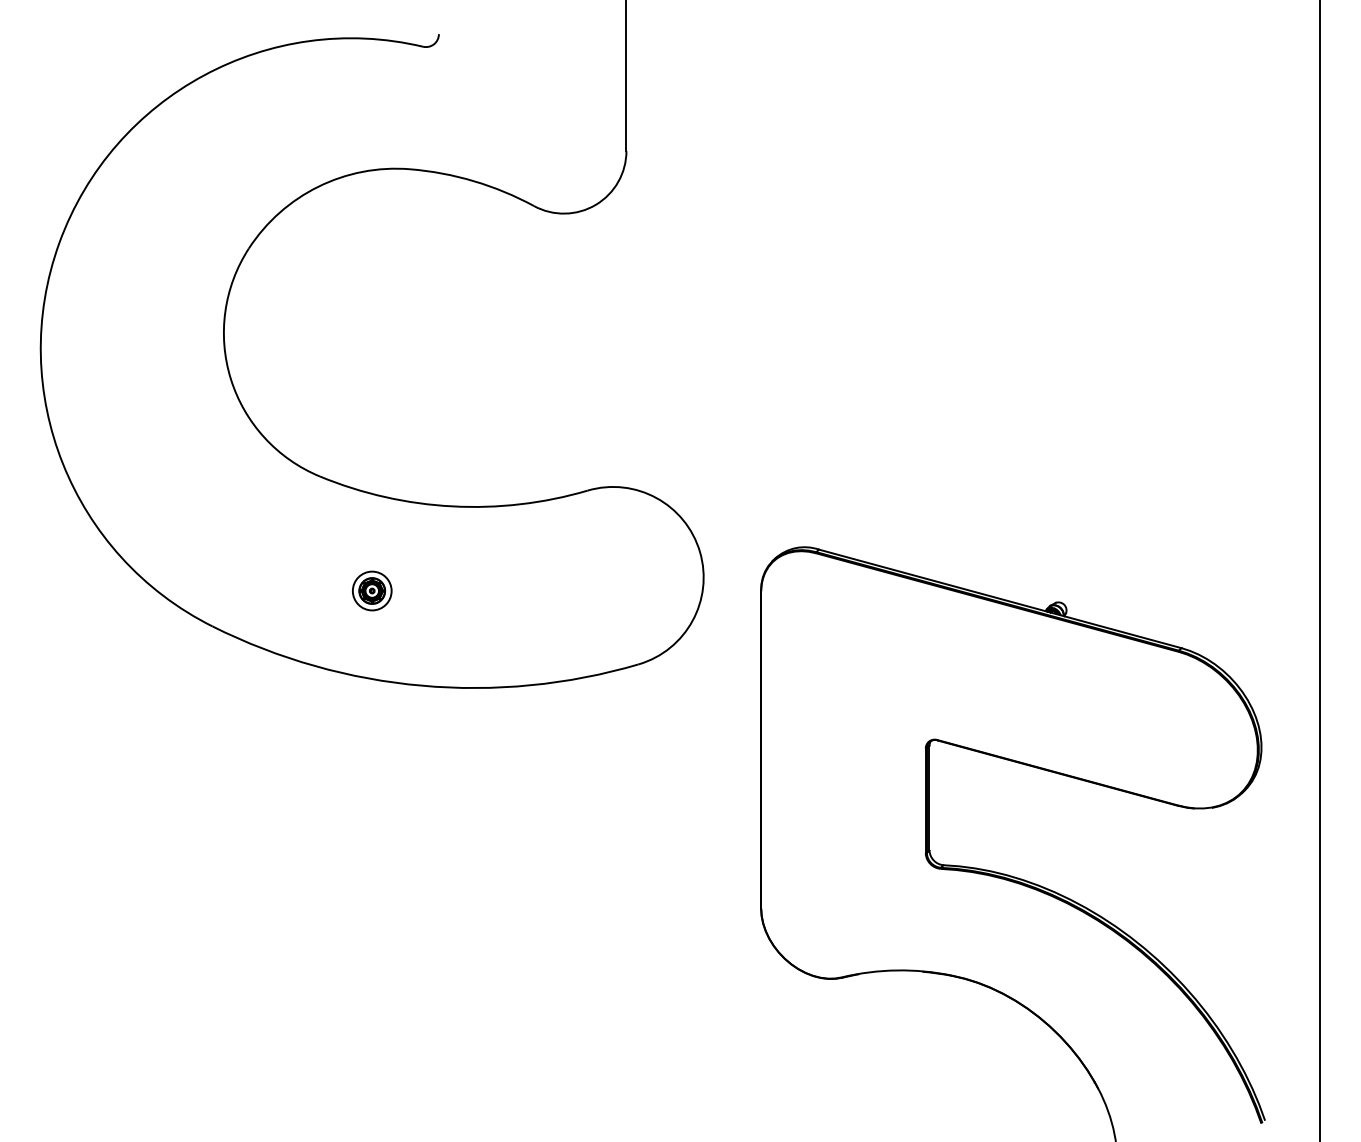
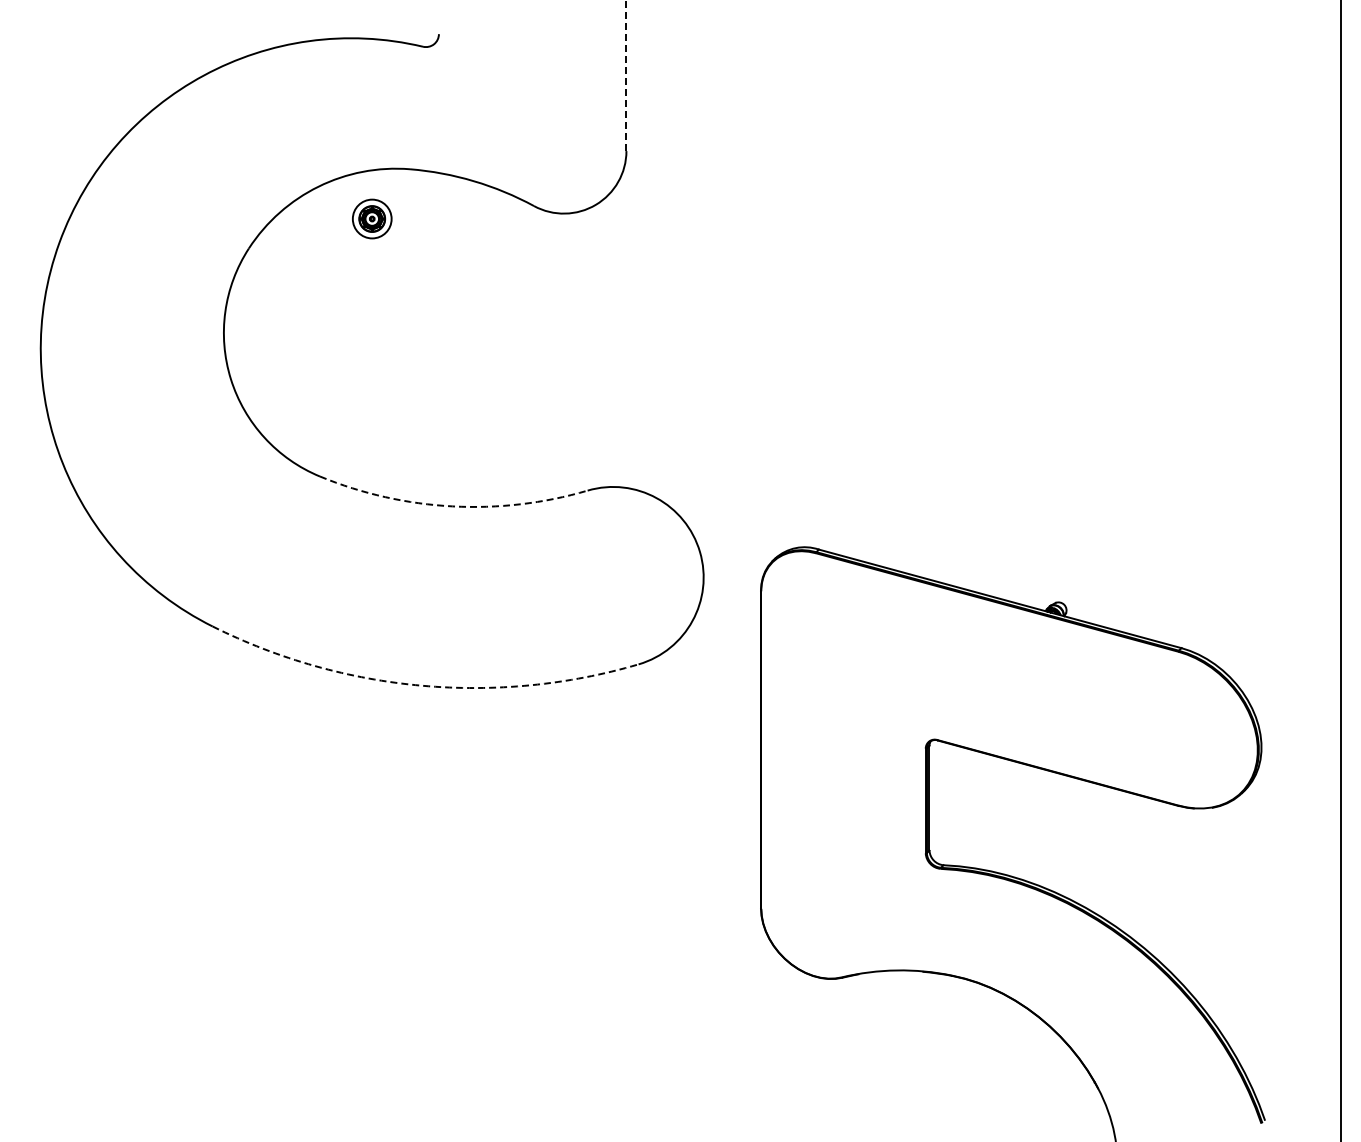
line: solid -> dashed (626, 76)
arc: solid -> dashed (452, 506)
line position: (1320, 570) -> (1341, 570) (1341, 570)
part position: (372, 590) -> (372, 218) (372, 218)
arc: solid -> dashed (422, 685)
